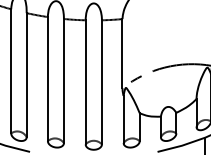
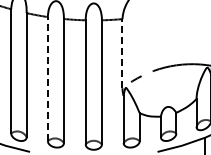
line: solid -> dashed (122, 53)
line: solid -> dashed (47, 78)
